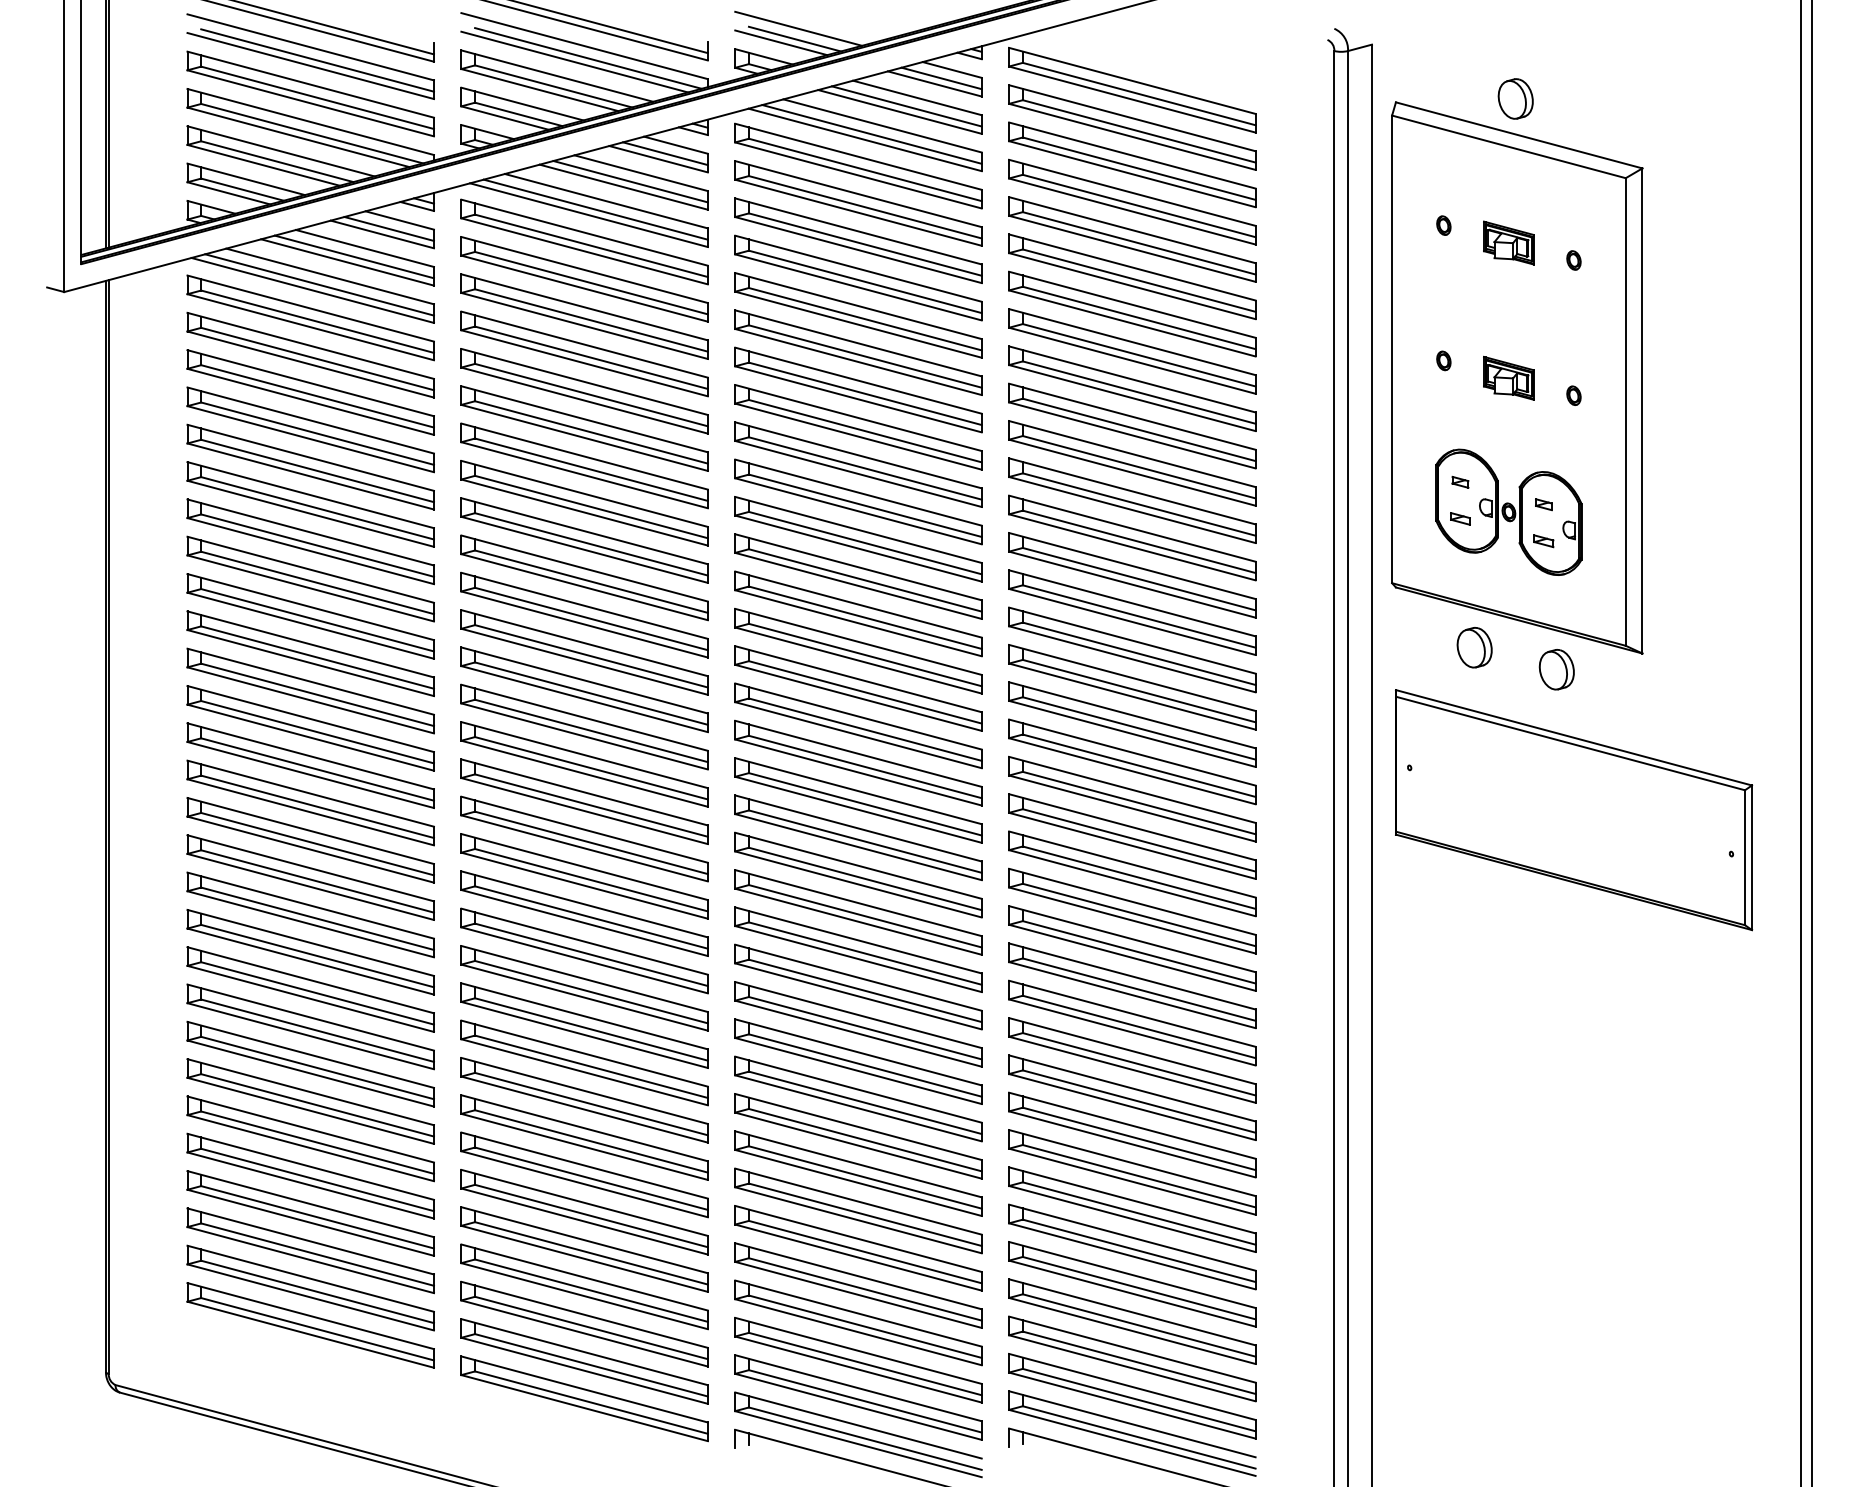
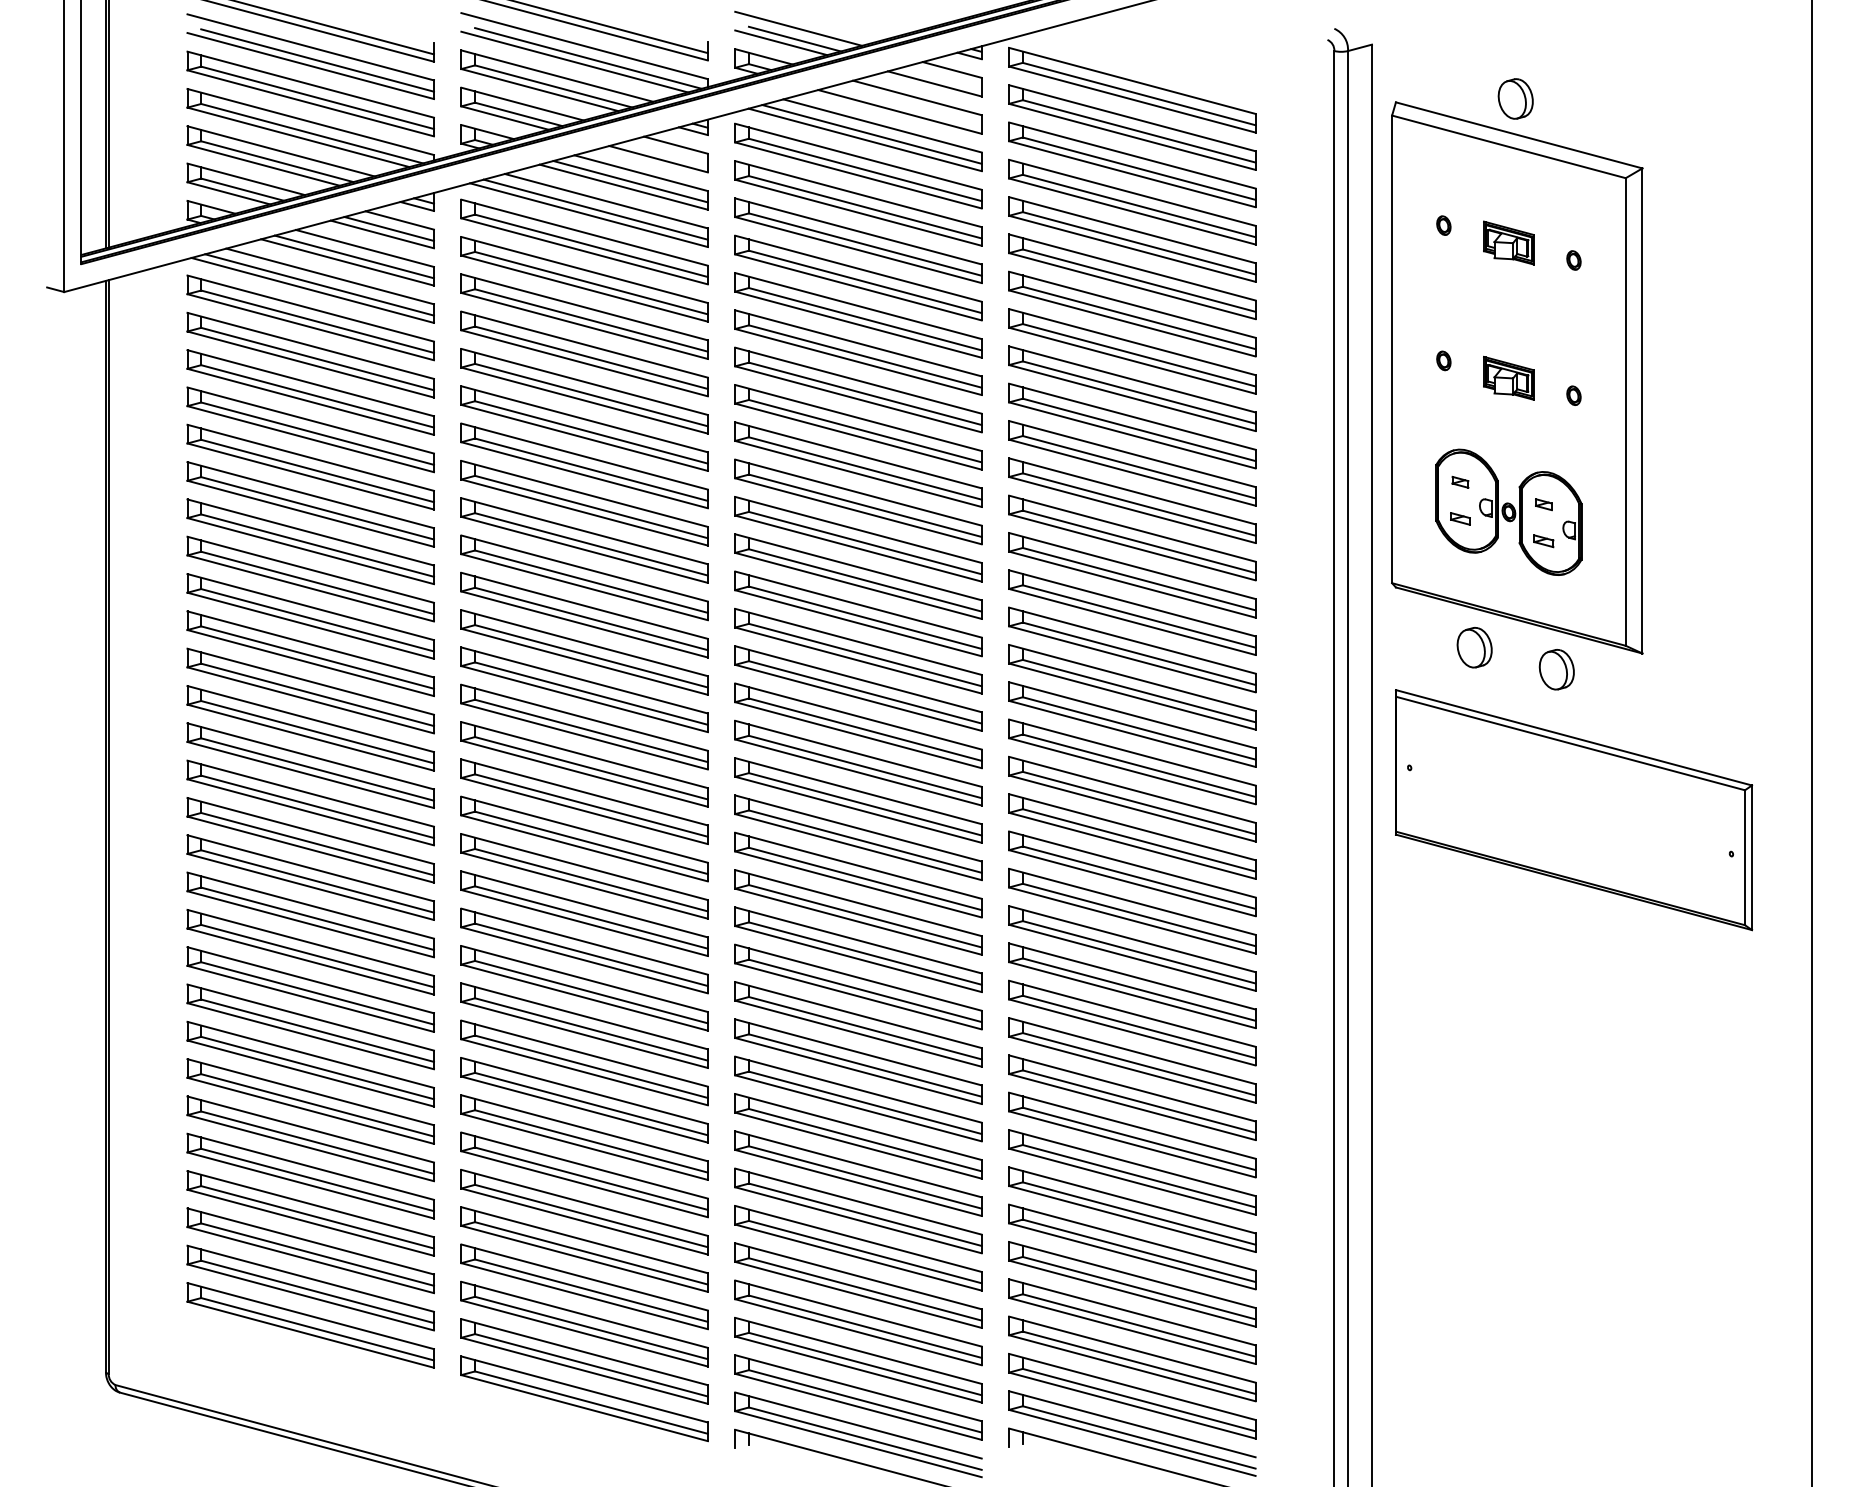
line: present -> none (941, 78)
line: present -> none (906, 106)
line: present -> none (665, 153)
line: present -> none (1801, 742)
